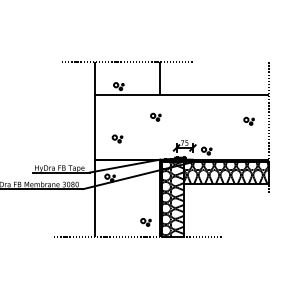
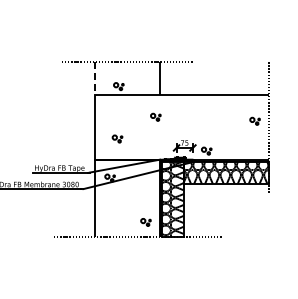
line: solid -> dashed (94, 79)
part position: (248, 120) -> (254, 120) (254, 120)
